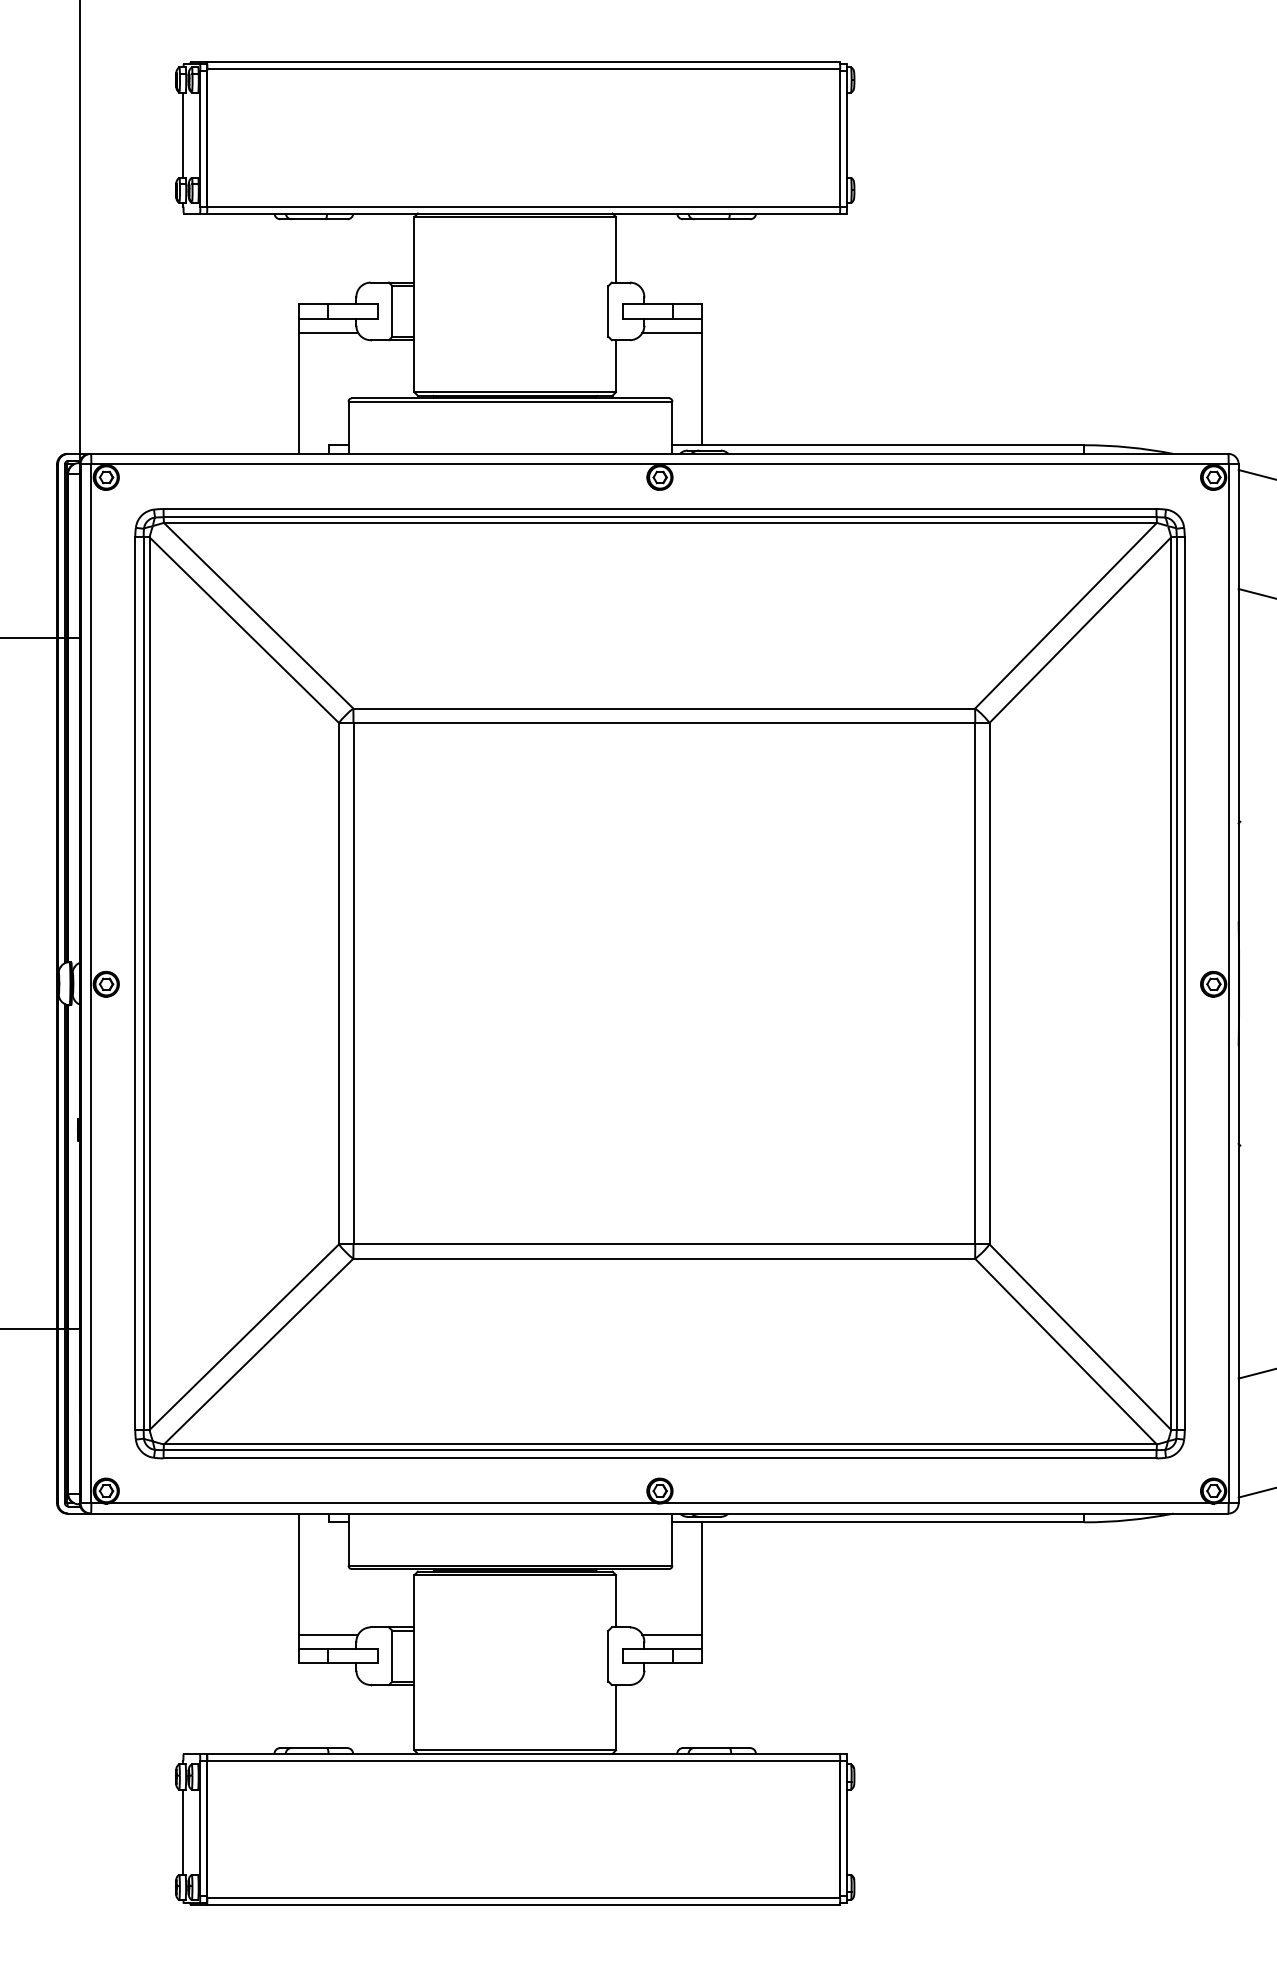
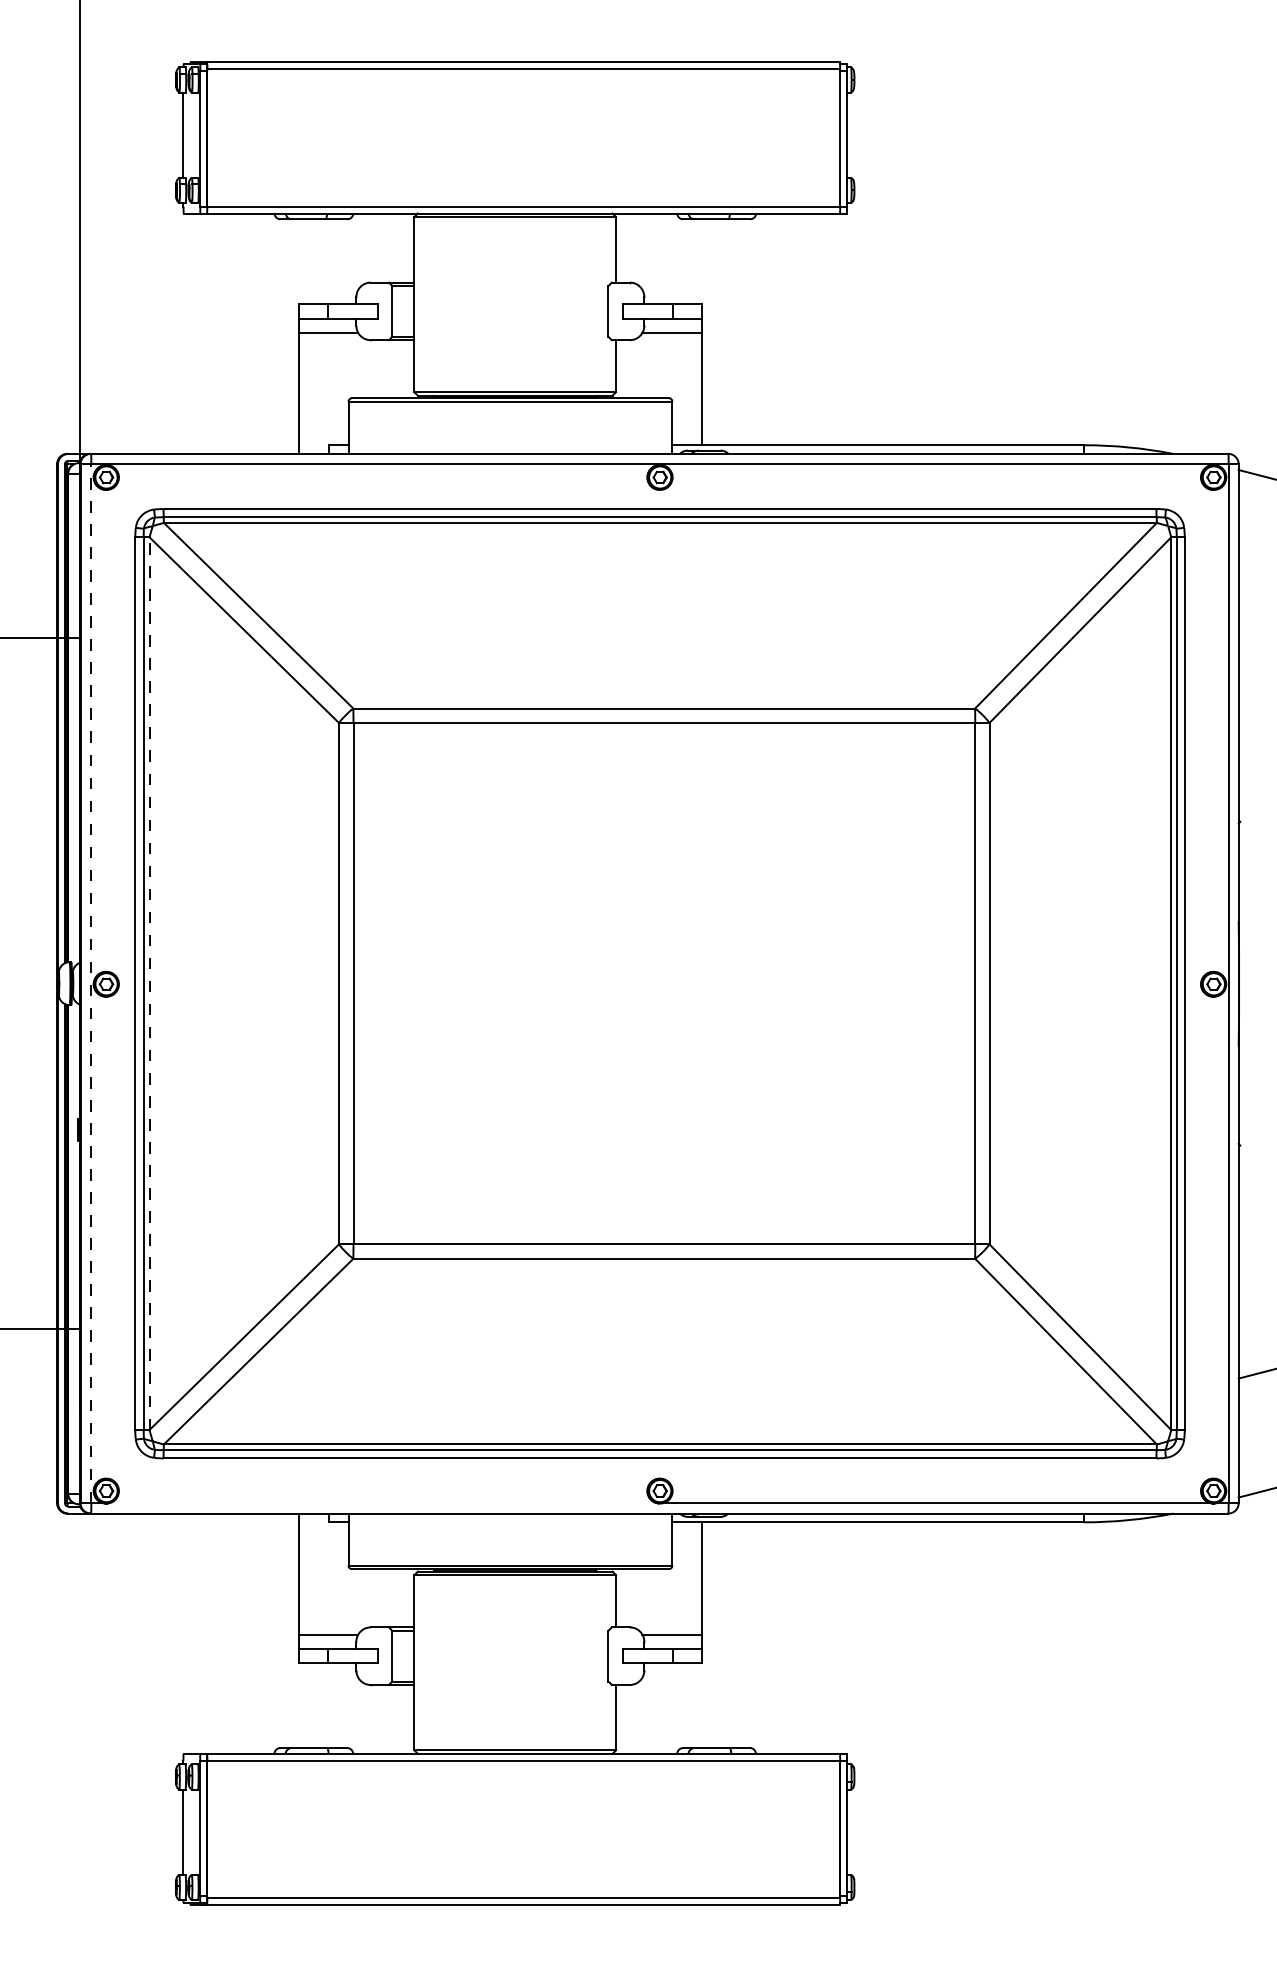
line: present -> none (1255, 593)
line: solid -> dashed (91, 983)
line: solid -> dashed (149, 983)
line: present -> none (382, 1503)
